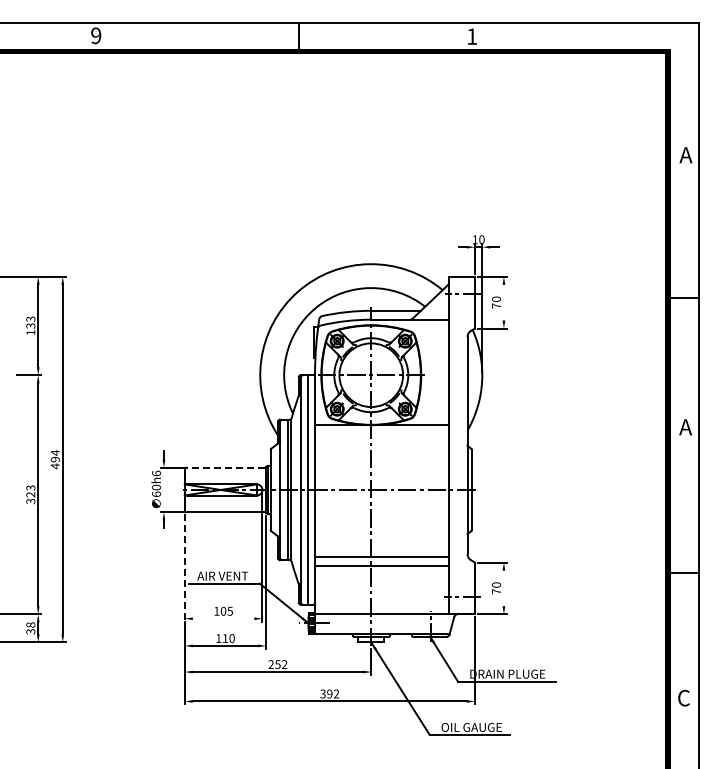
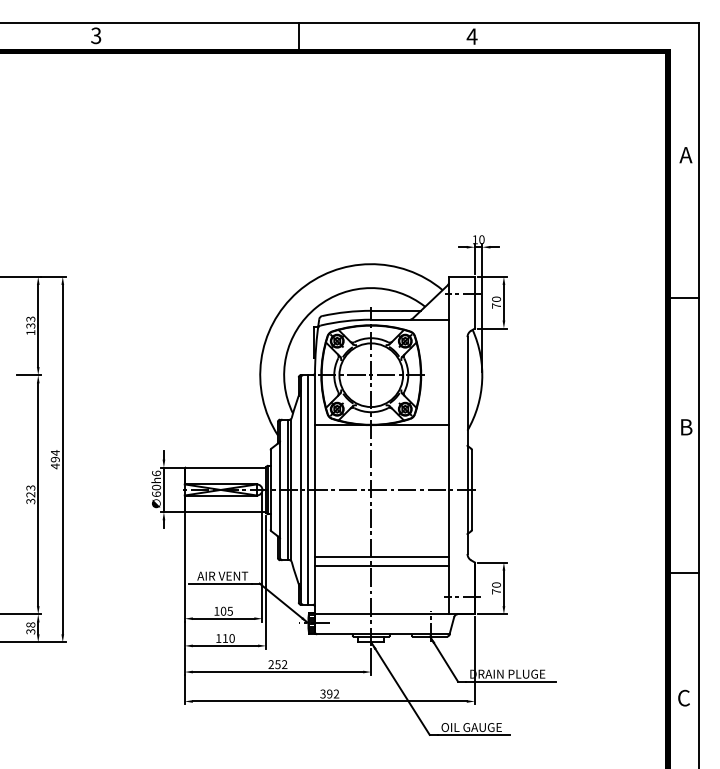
text: 9 -> 3 (96, 35)
text: 1 -> 4 (471, 36)
line: none -> present (503, 302)
text: A -> B (685, 427)
line: dashed -> solid (225, 467)
line: none -> present (163, 489)
line: dashed -> solid (184, 568)
line: none -> present (503, 588)
line: none -> present (223, 618)
